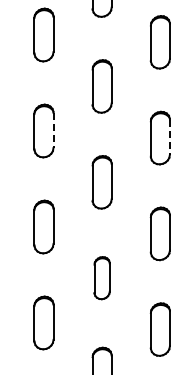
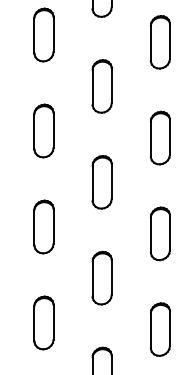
line: dashed -> solid (53, 130)
line: dashed -> solid (169, 137)
part size: 18x45 px -> 22x56 px (101, 277)
